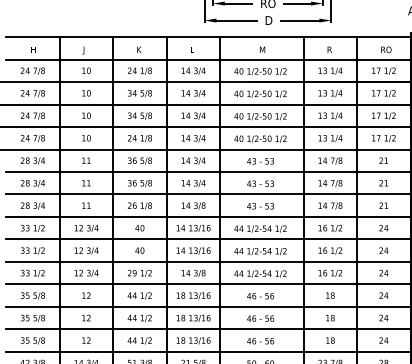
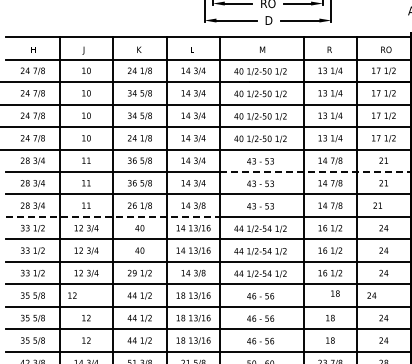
line: solid -> dashed (316, 171)
text position: (383, 205) -> (377, 205) (377, 205)
line: solid -> dashed (113, 216)
text position: (86, 295) -> (72, 295) (72, 295)
text position: (330, 295) -> (335, 293) (335, 293)
text position: (383, 295) -> (371, 295) (371, 295)
